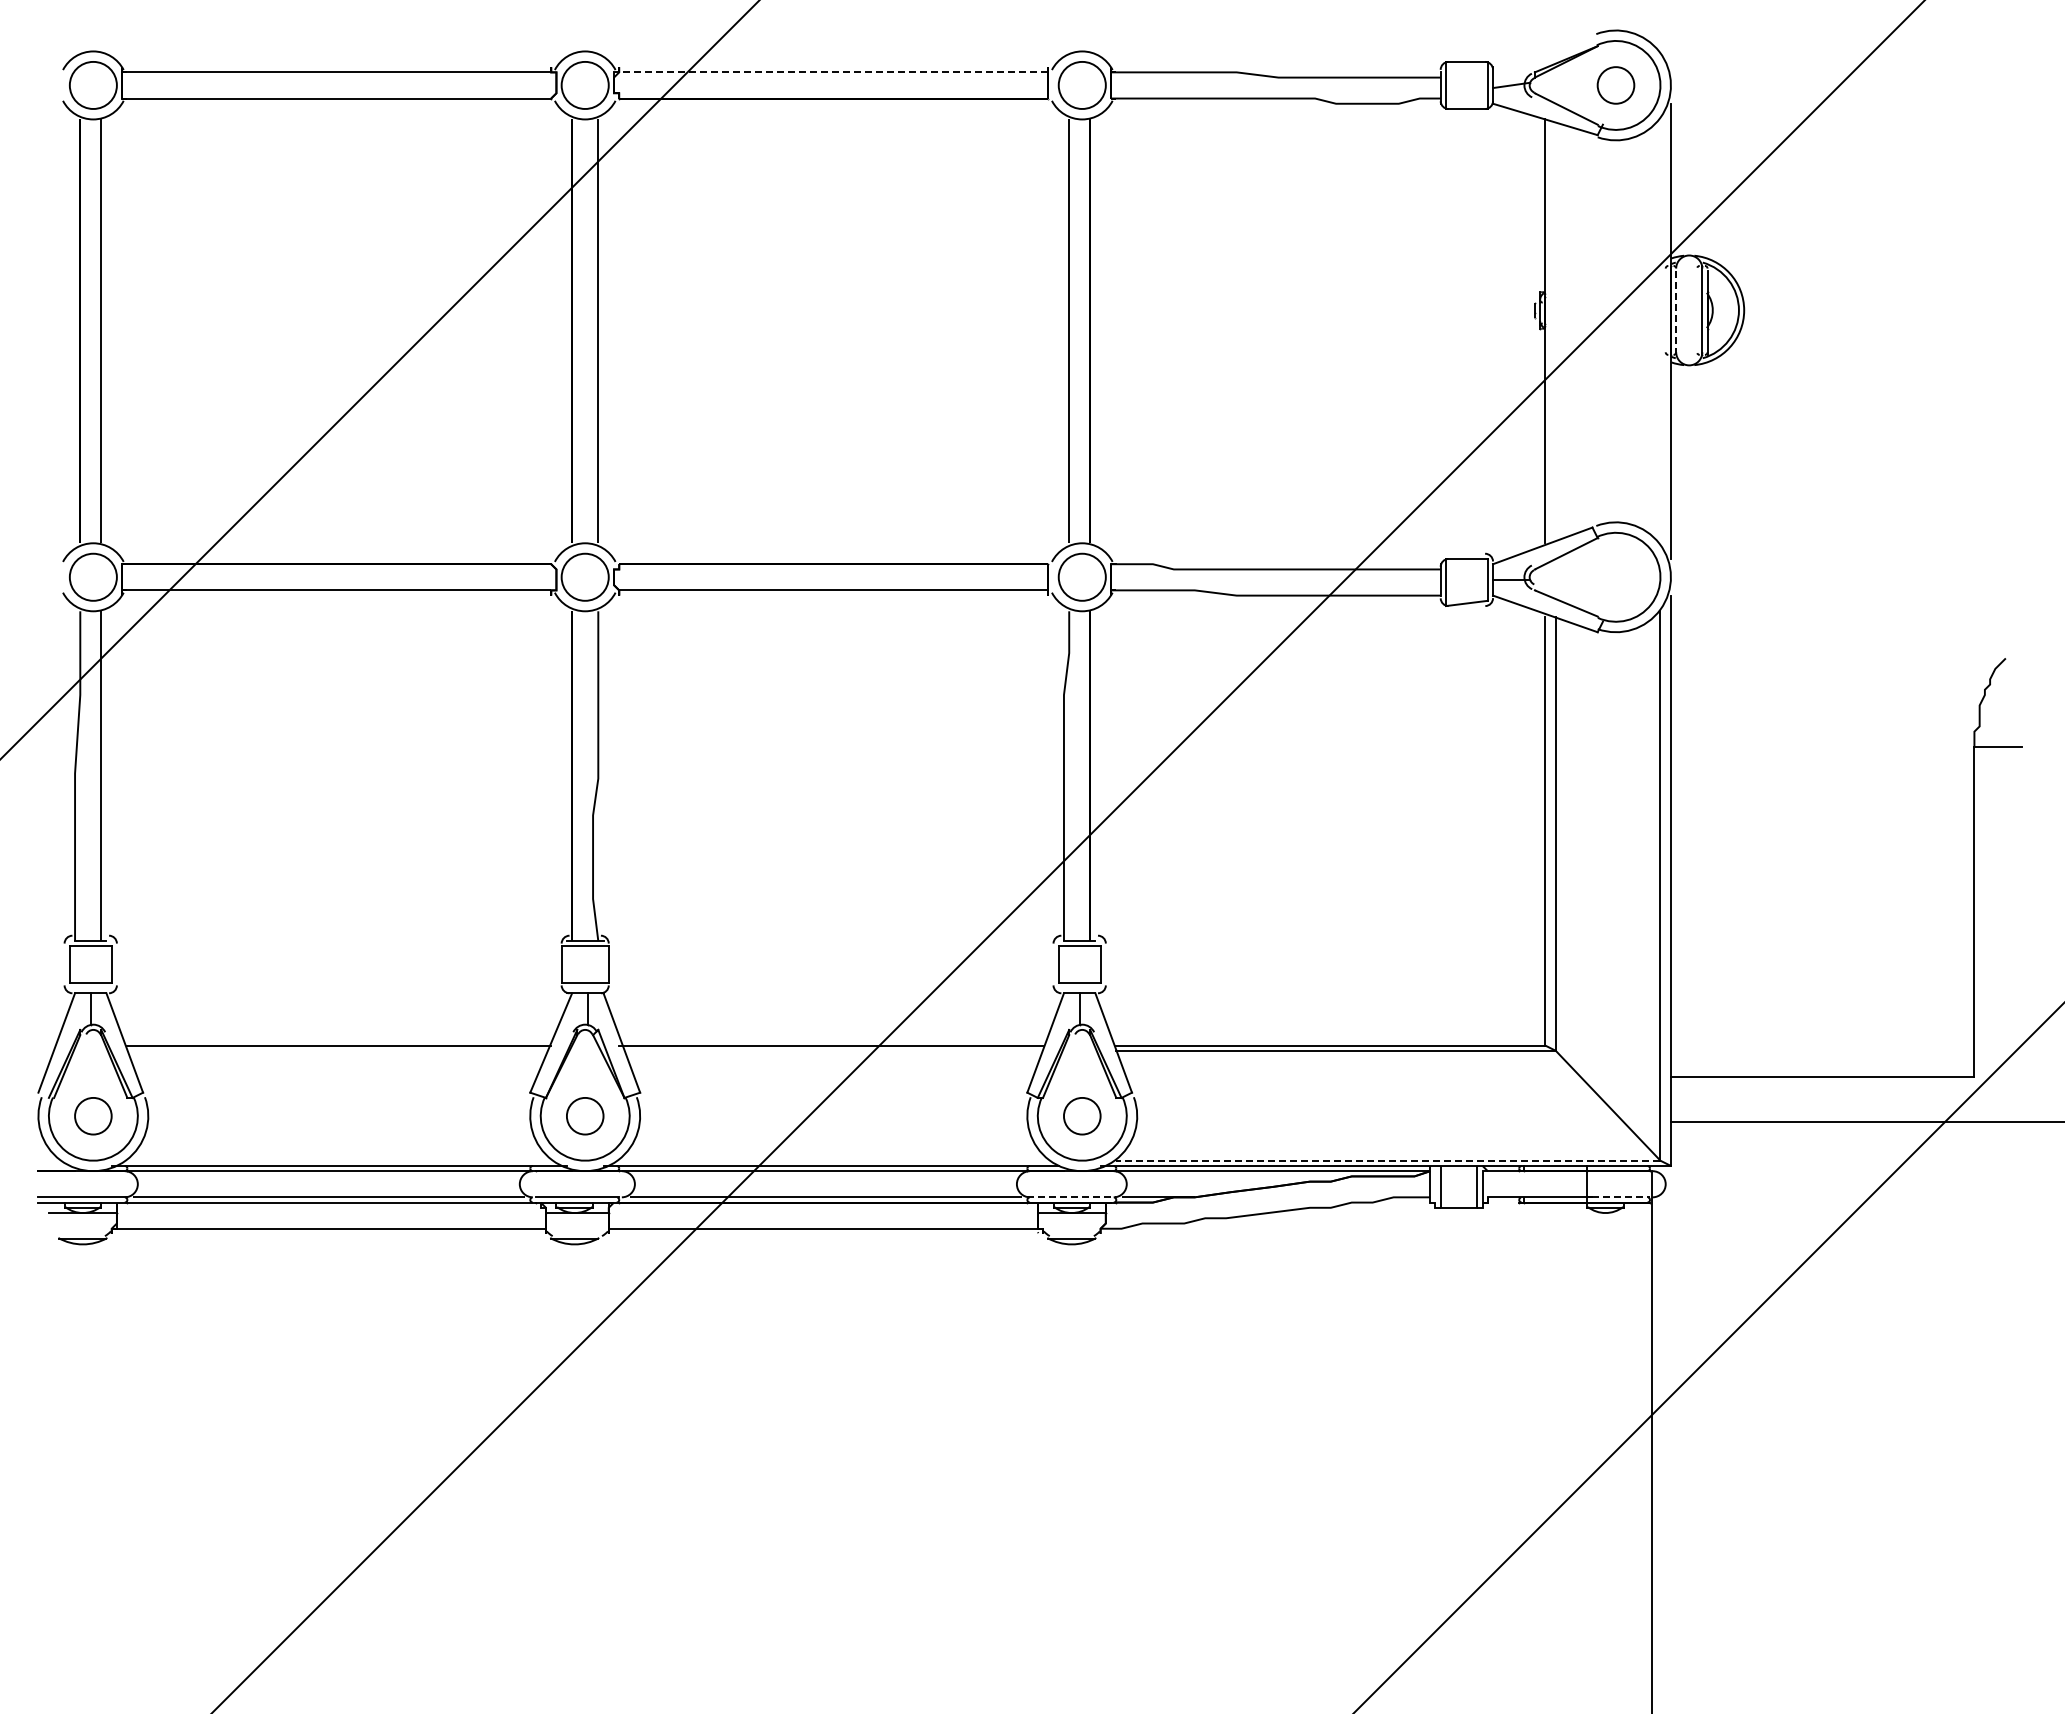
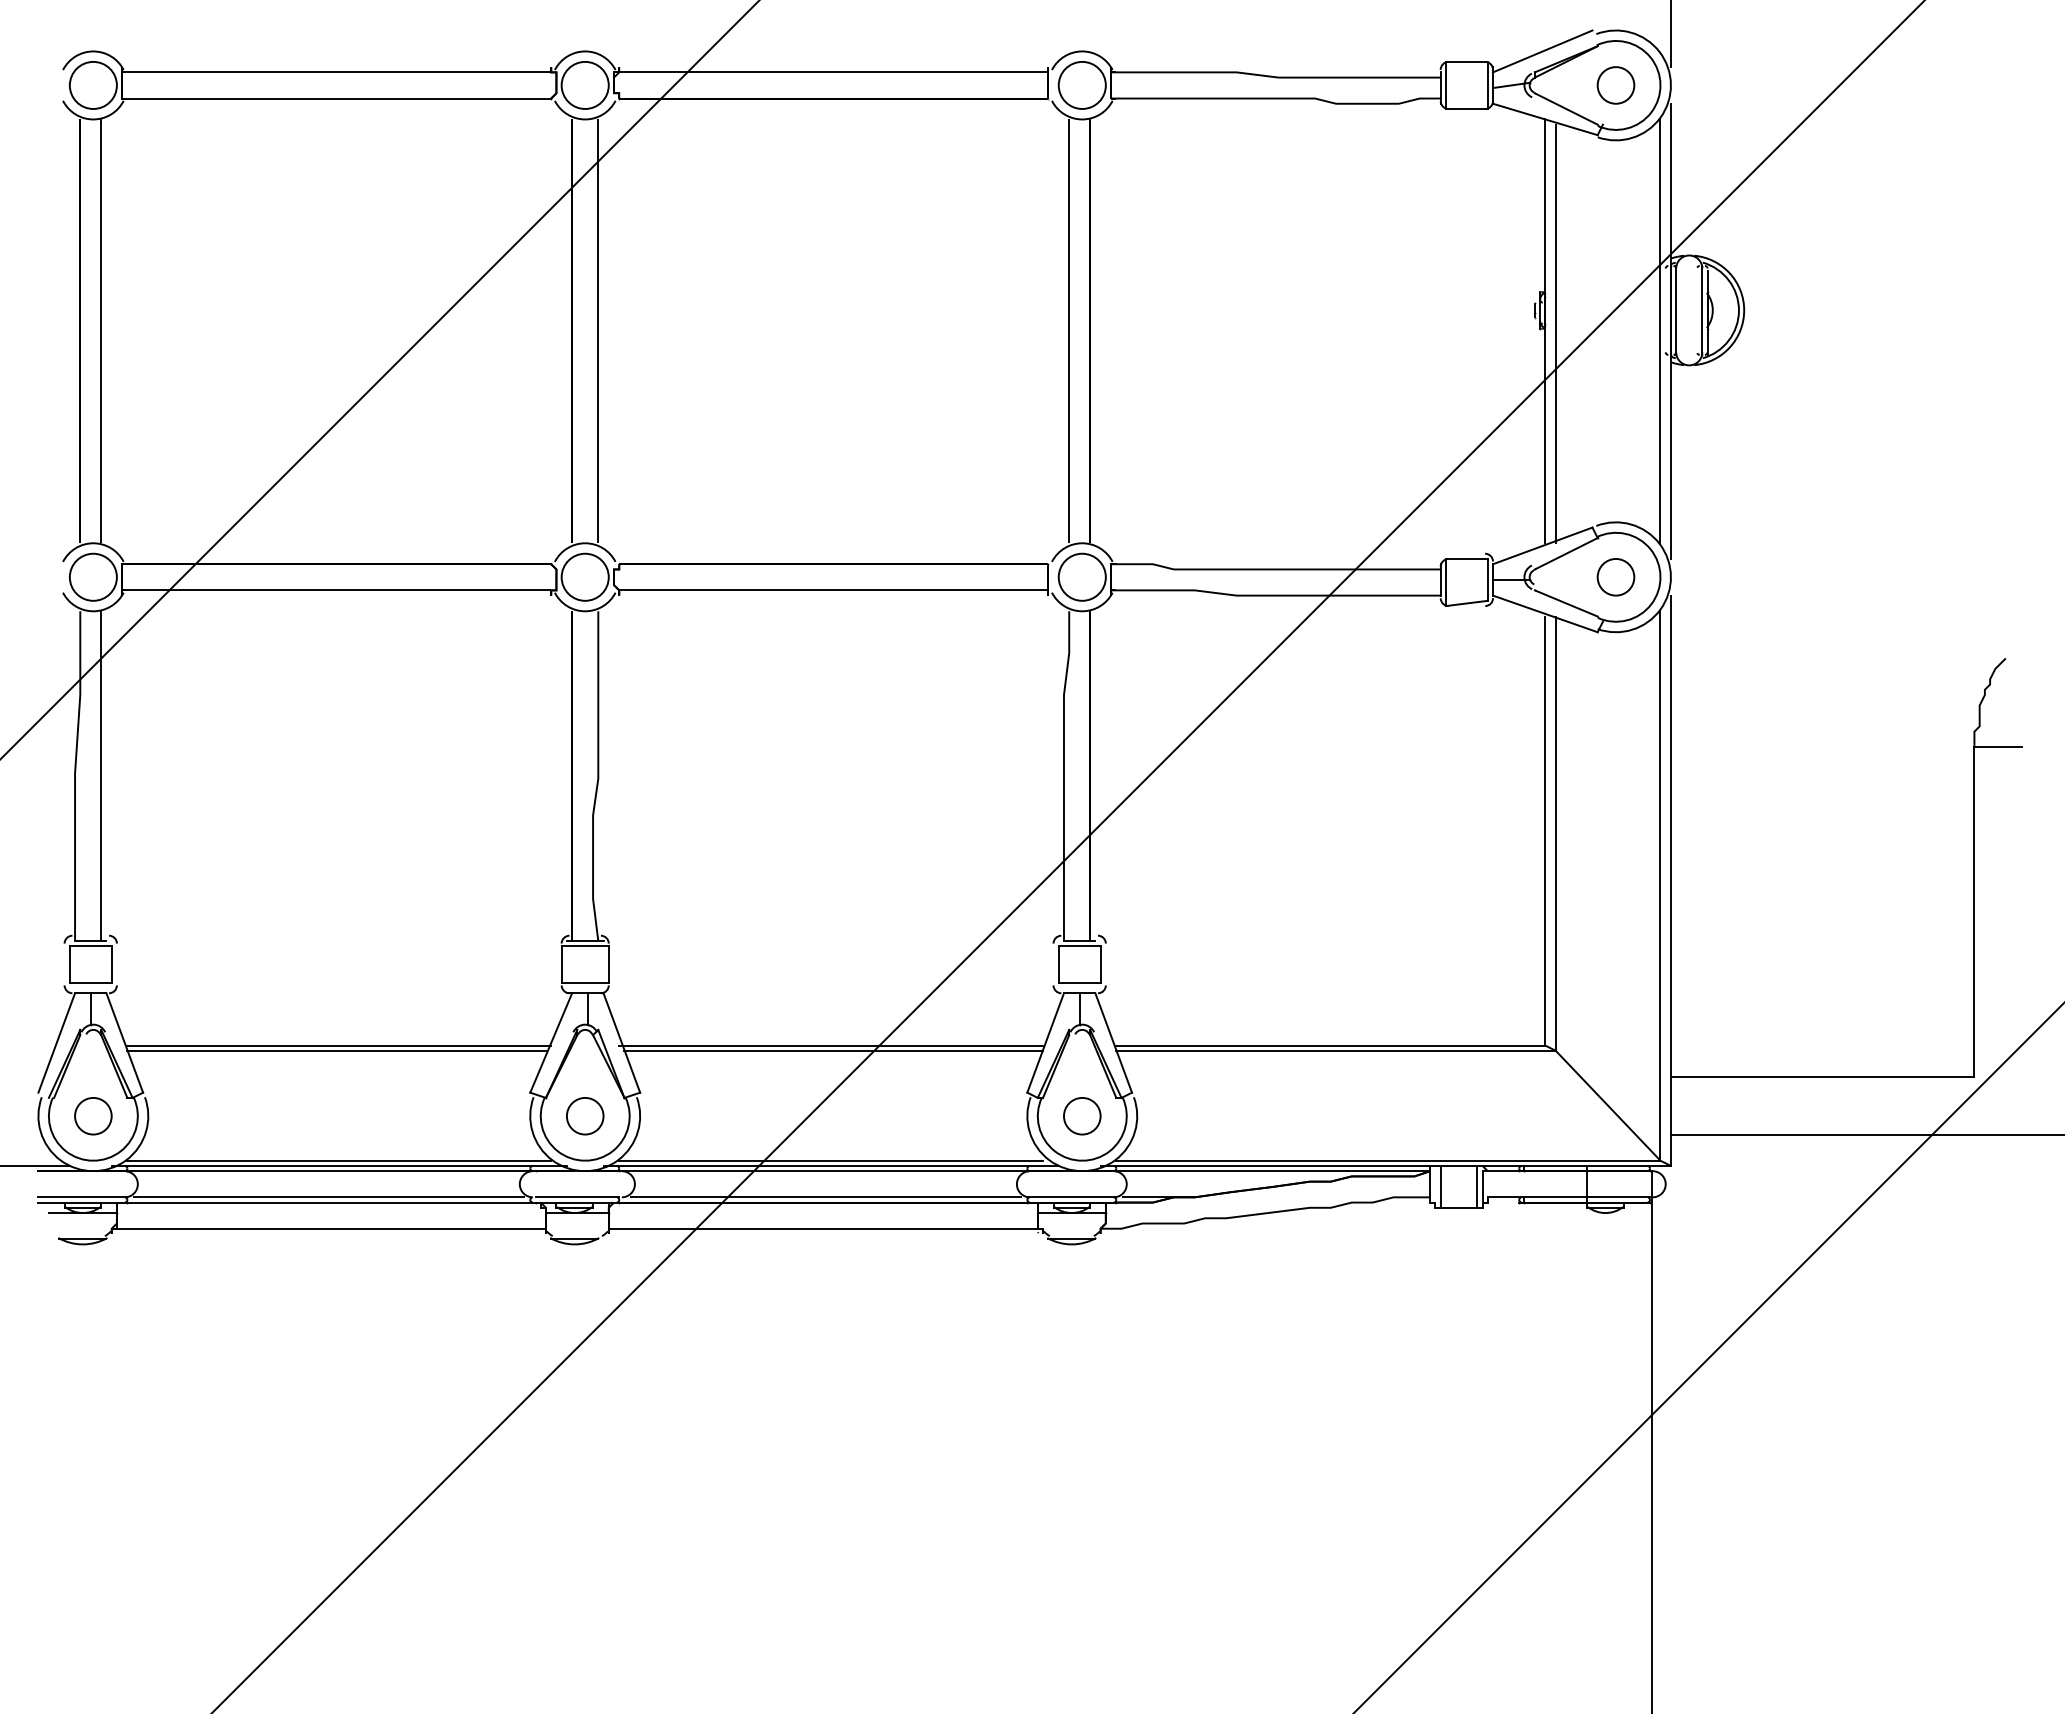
line: none -> present (1670, 34)
line: none -> present (1542, 51)
line: dashed -> solid (833, 72)
line: dashed -> solid (1676, 309)
line: none -> present (1660, 331)
line: none -> present (1555, 333)
part: none -> present (1615, 577)
line: none -> present (336, 1050)
line: none -> present (833, 1050)
line position: (1865, 1121) -> (1865, 1134) (1865, 1134)
line: none -> present (339, 1160)
line: none -> present (831, 1160)
line: dashed -> solid (1387, 1160)
line: none -> present (35, 1165)
line: dashed -> solid (1072, 1197)
line: dashed -> solid (1621, 1197)
